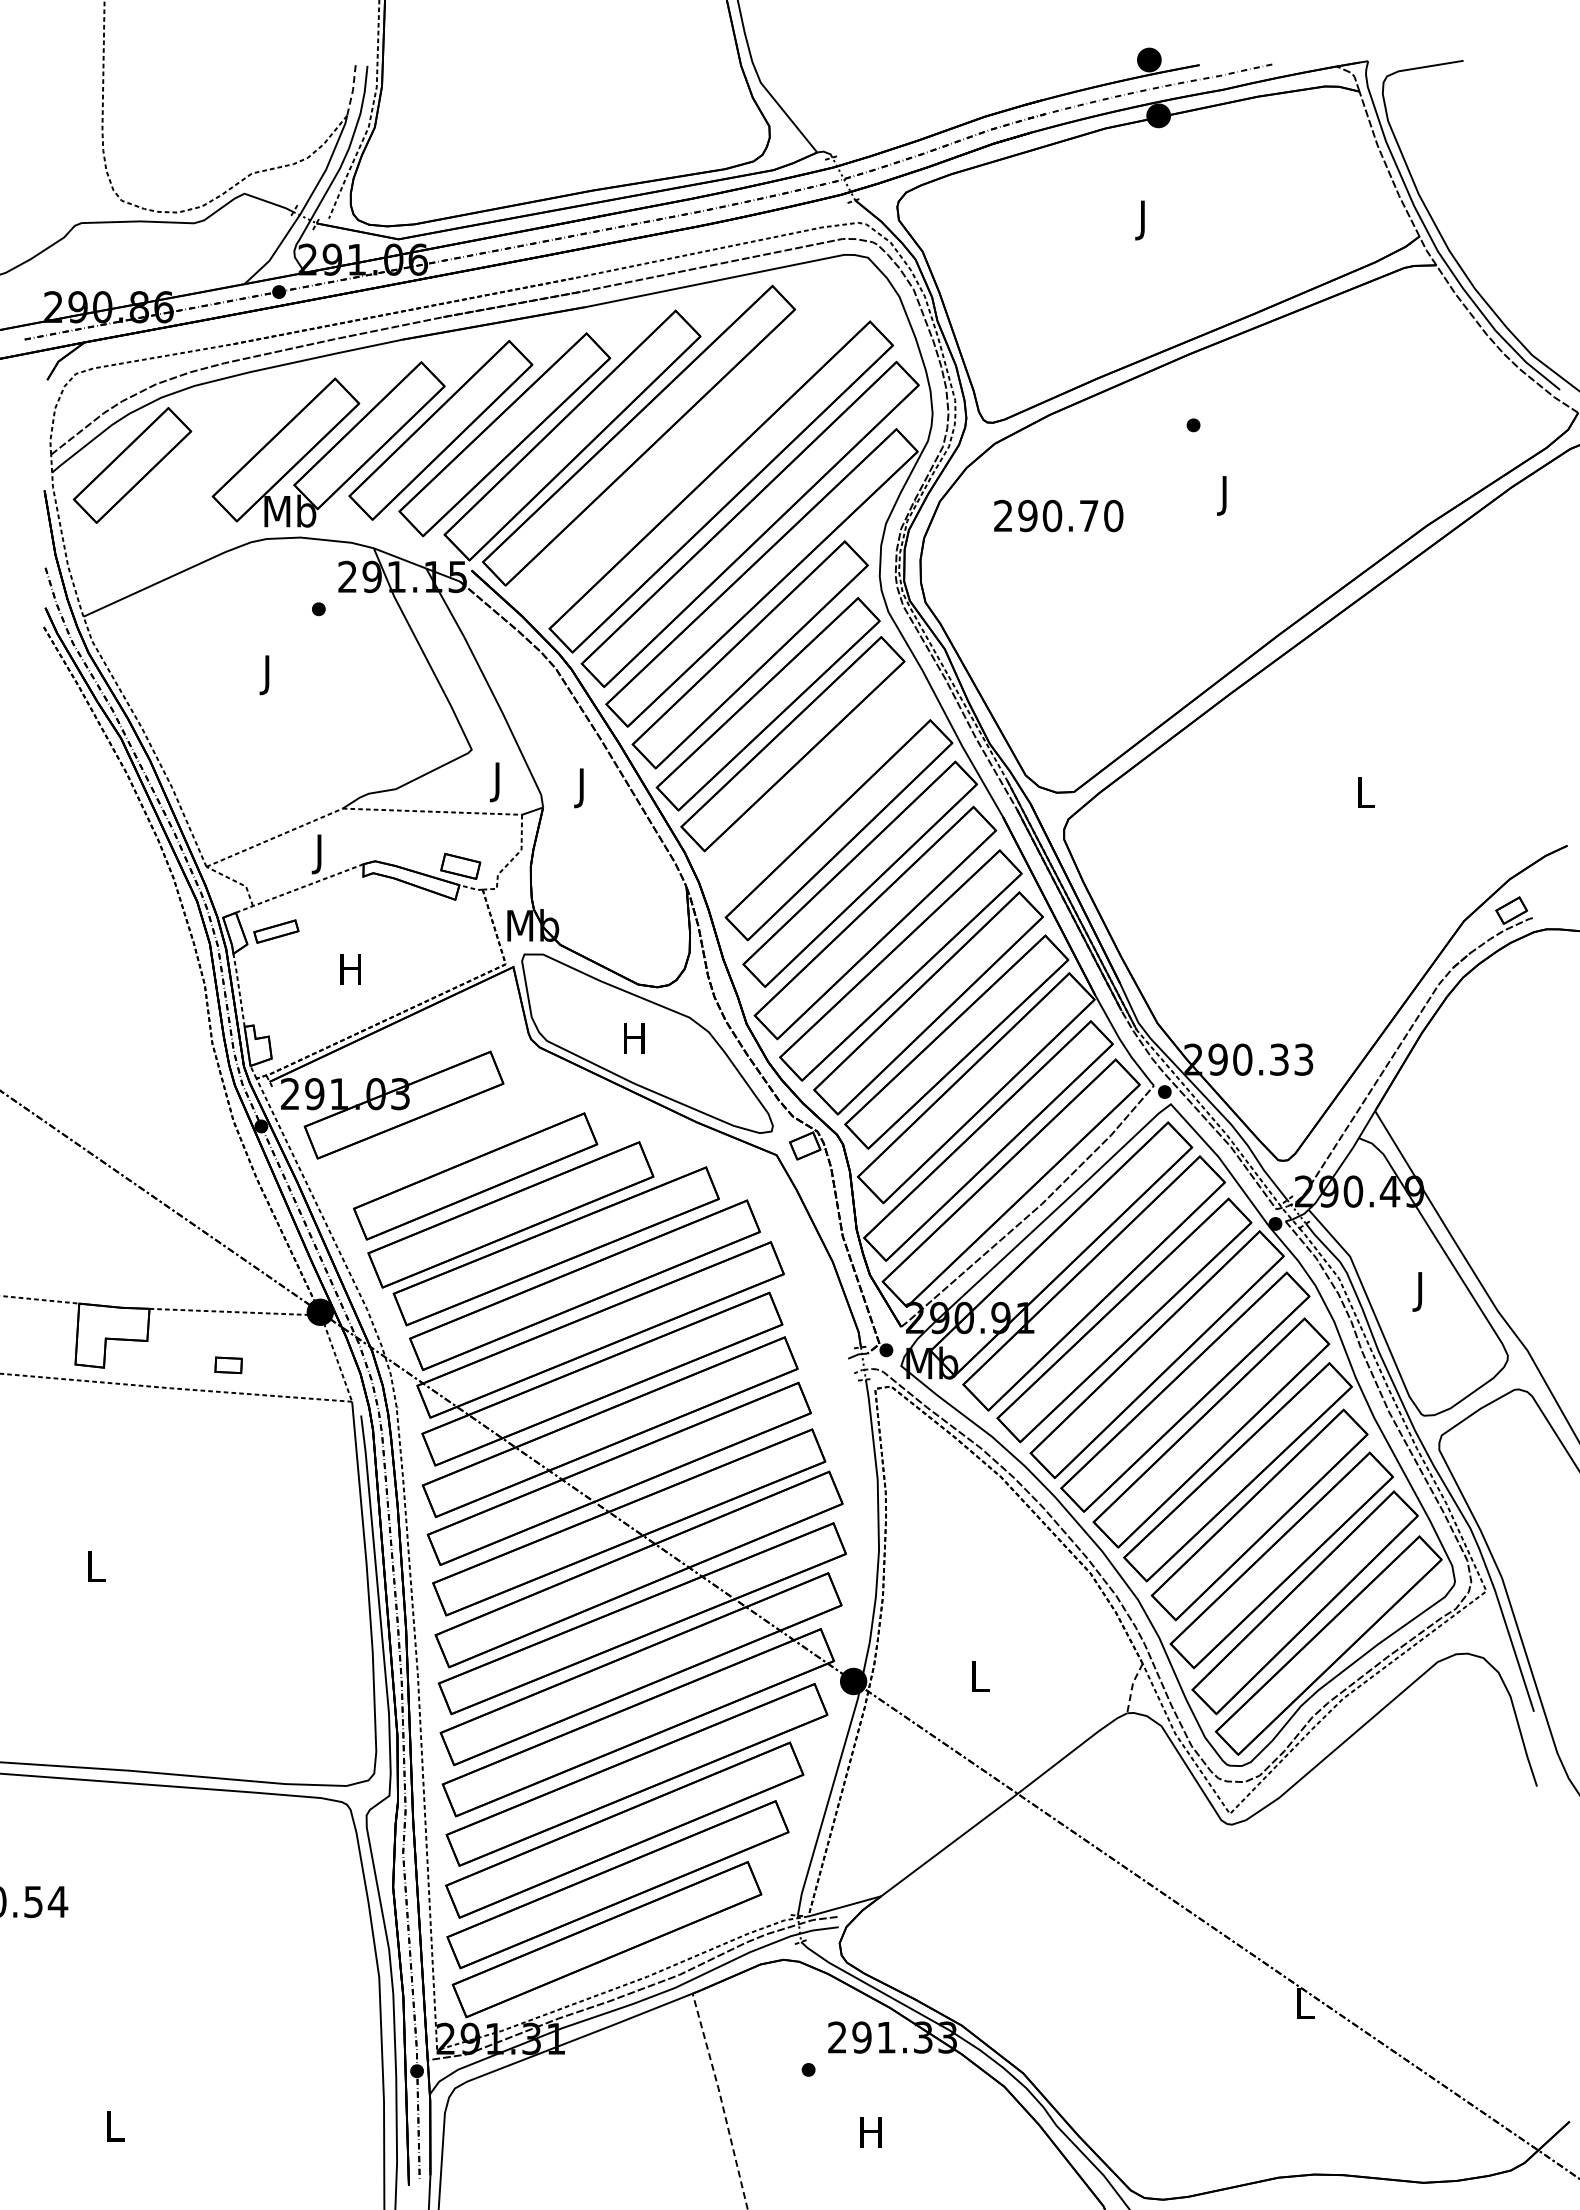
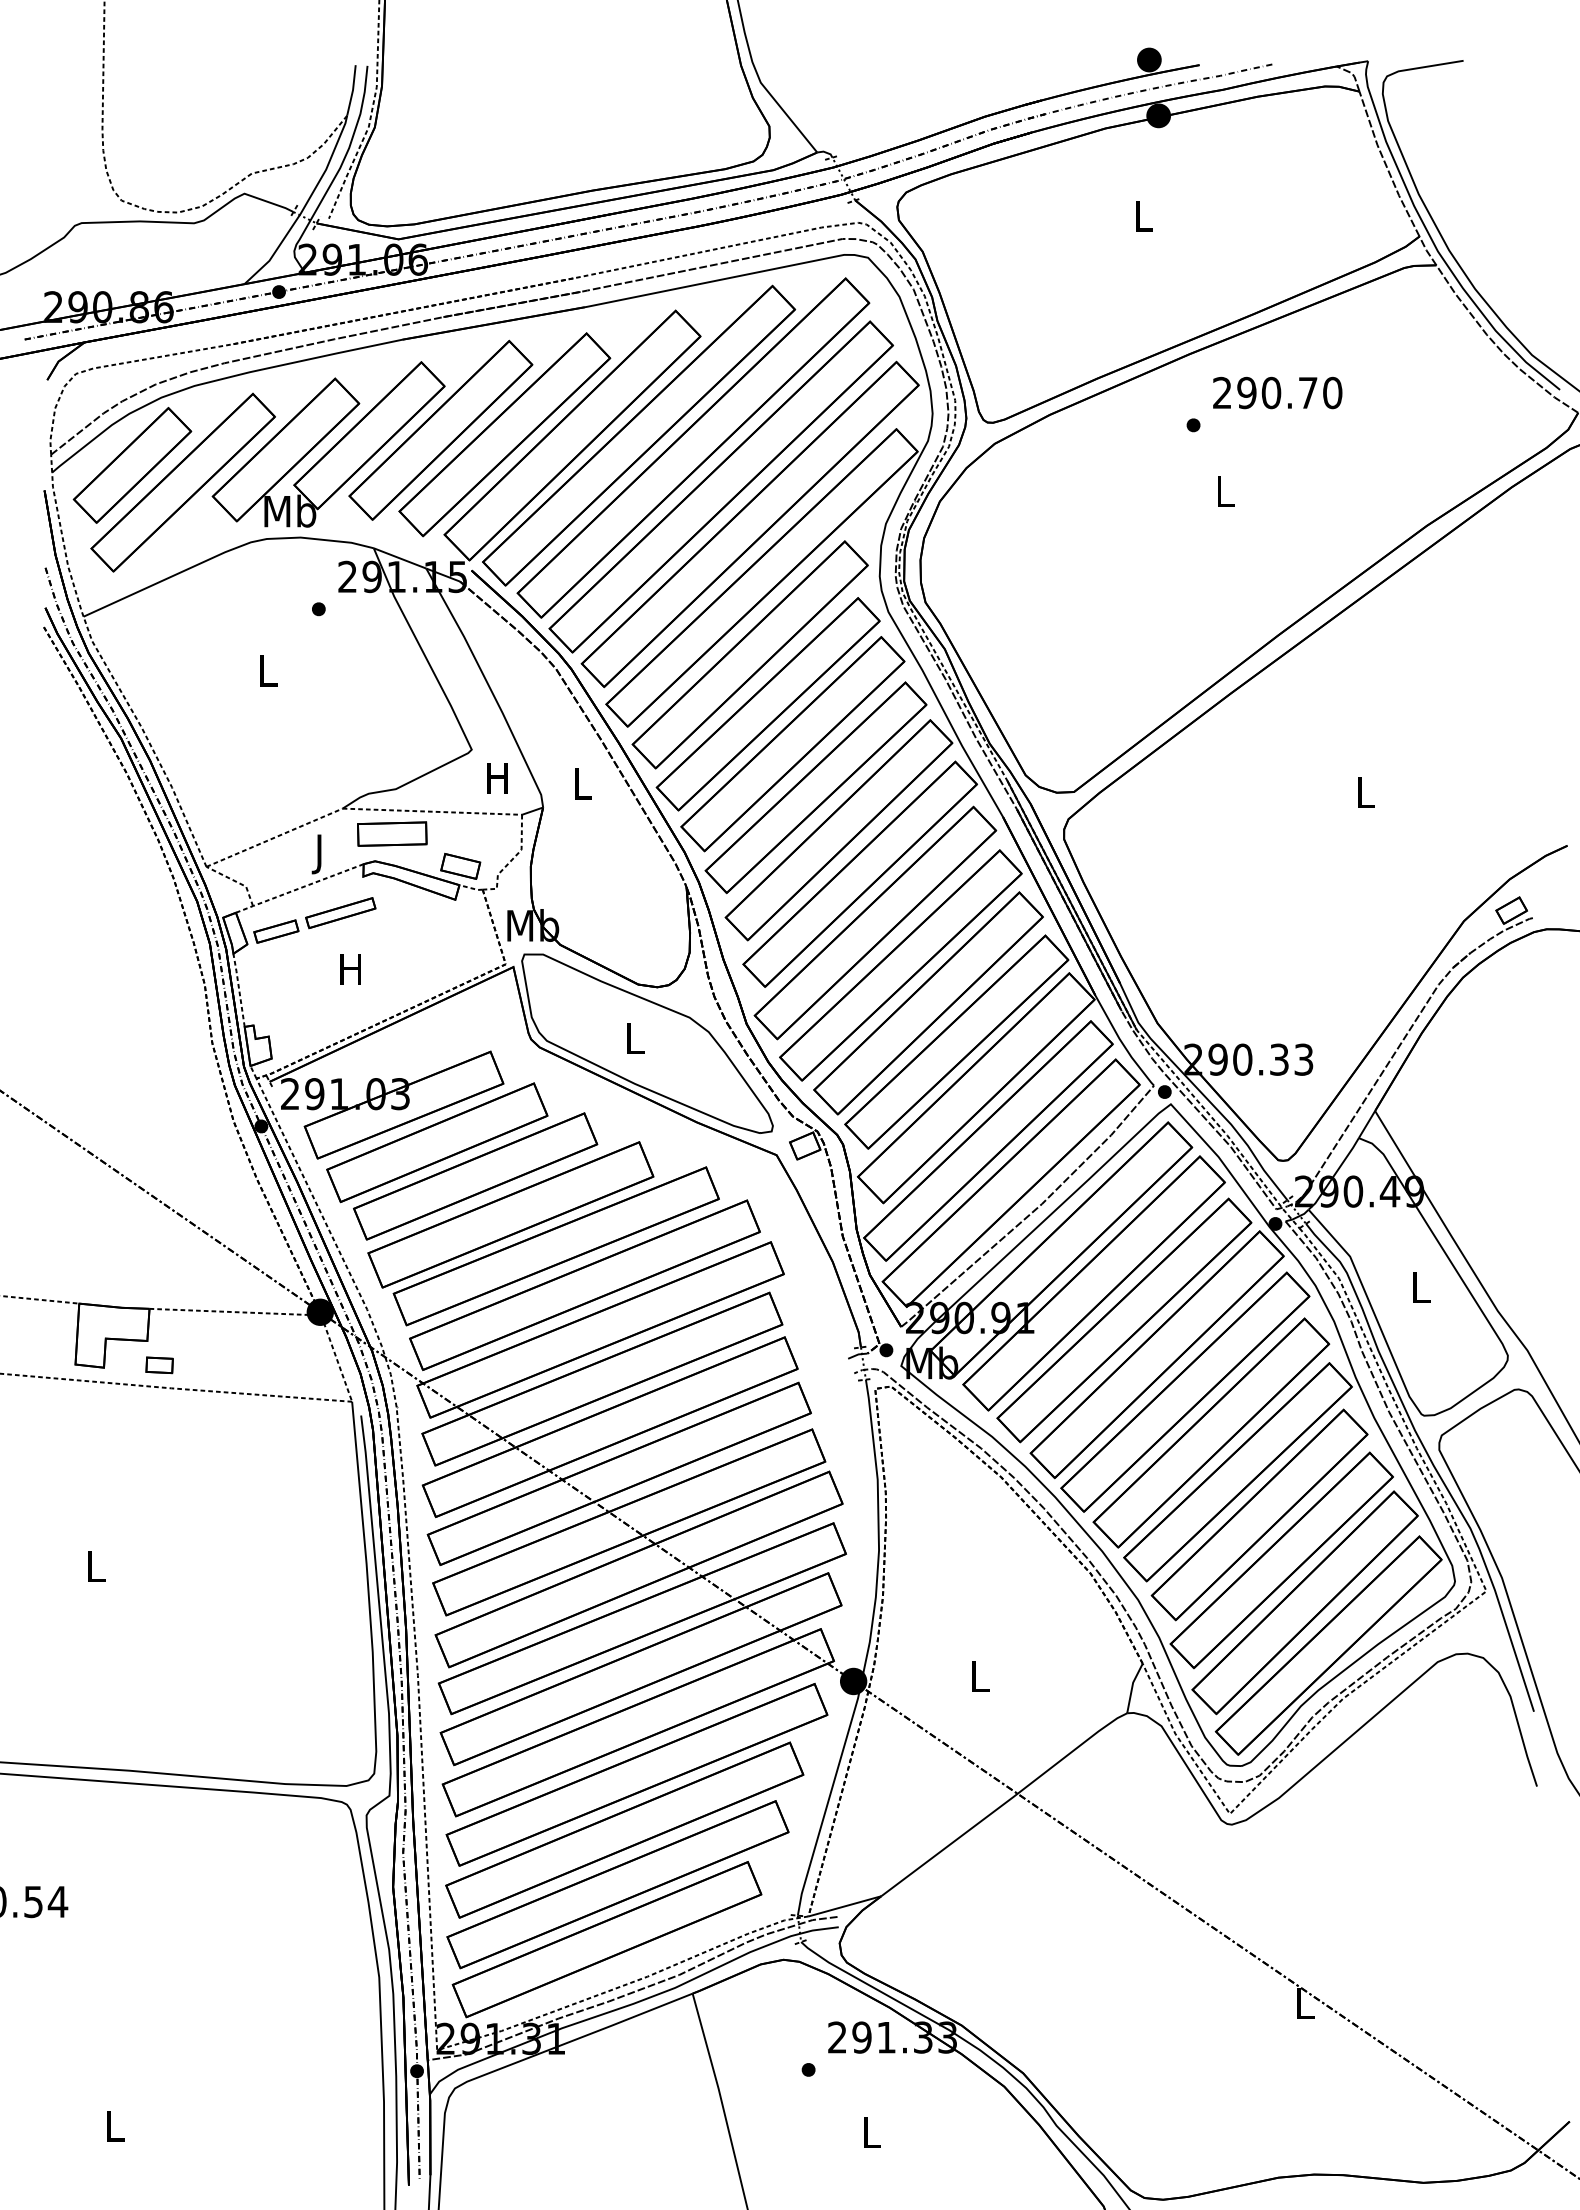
line: dashed -> solid (353, 90)
text: J -> L (1143, 220)
part: none -> present (693, 447)
part: none -> present (182, 482)
text: J -> L (1225, 495)
text position: (1058, 515) -> (1277, 392) (1277, 392)
text: J -> L (268, 675)
text: J -> H (497, 782)
part: none -> present (815, 787)
text: J -> L (582, 788)
part: none -> present (392, 833)
part: none -> present (340, 913)
text: H -> L (634, 1038)
part: none -> present (437, 1142)
text: J -> L (1421, 1291)
part position: (228, 1365) -> (159, 1365) (159, 1365)
line: dashed -> solid (1132, 1687)
line: dashed -> solid (721, 2100)
text: H -> L (870, 2132)
